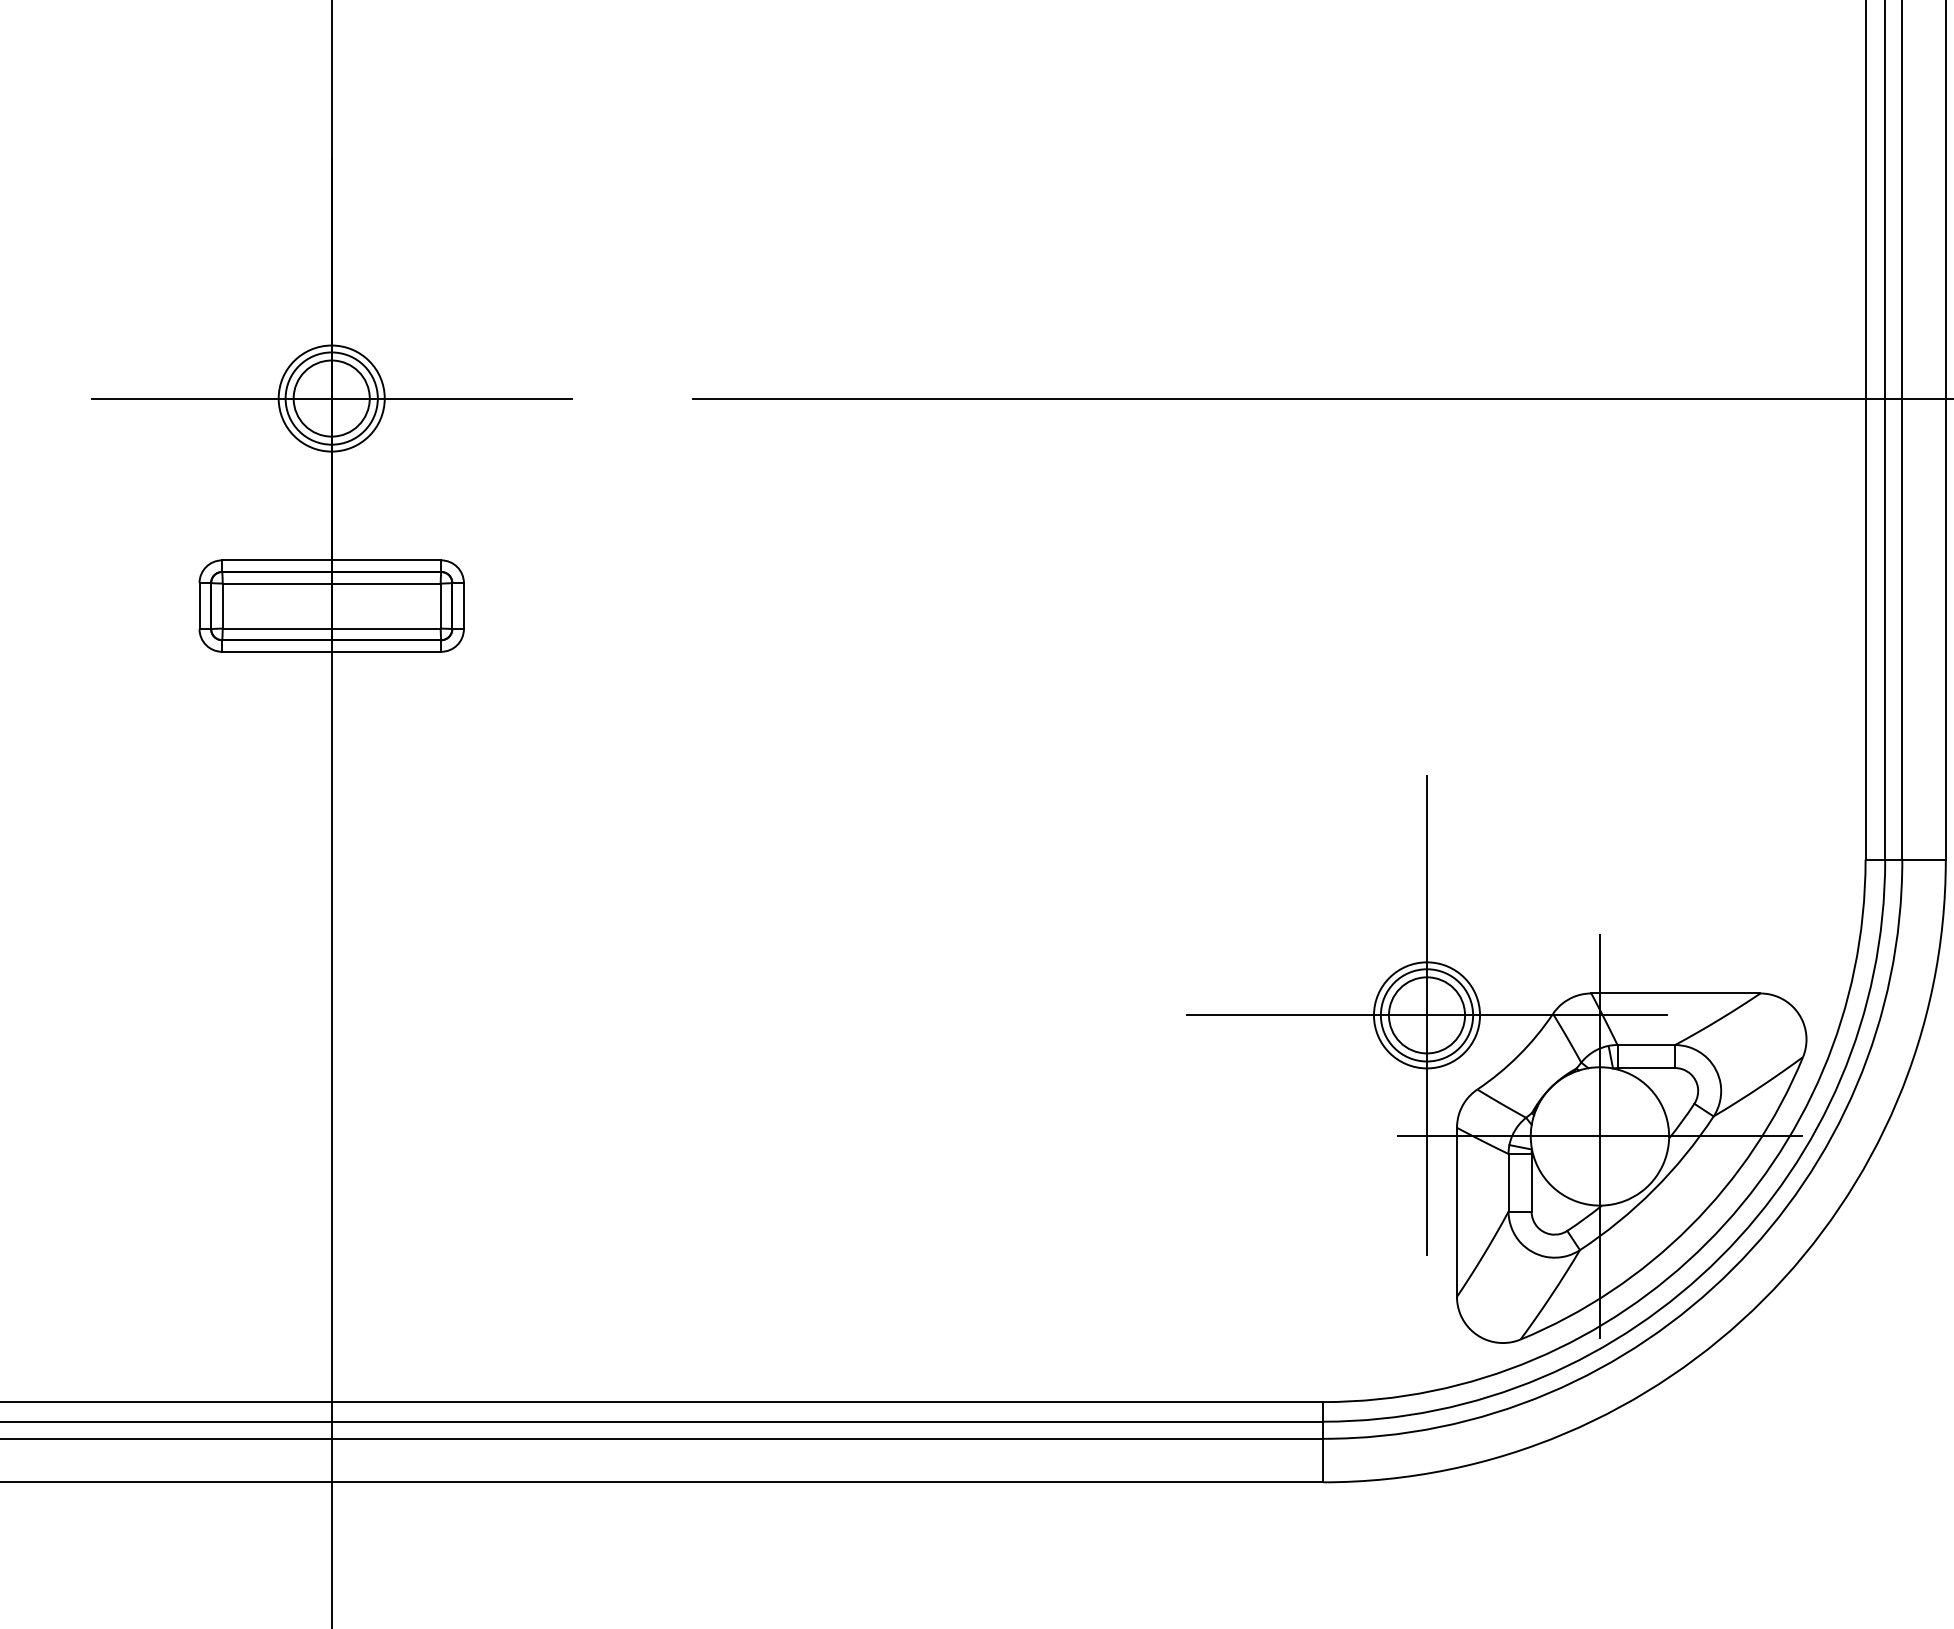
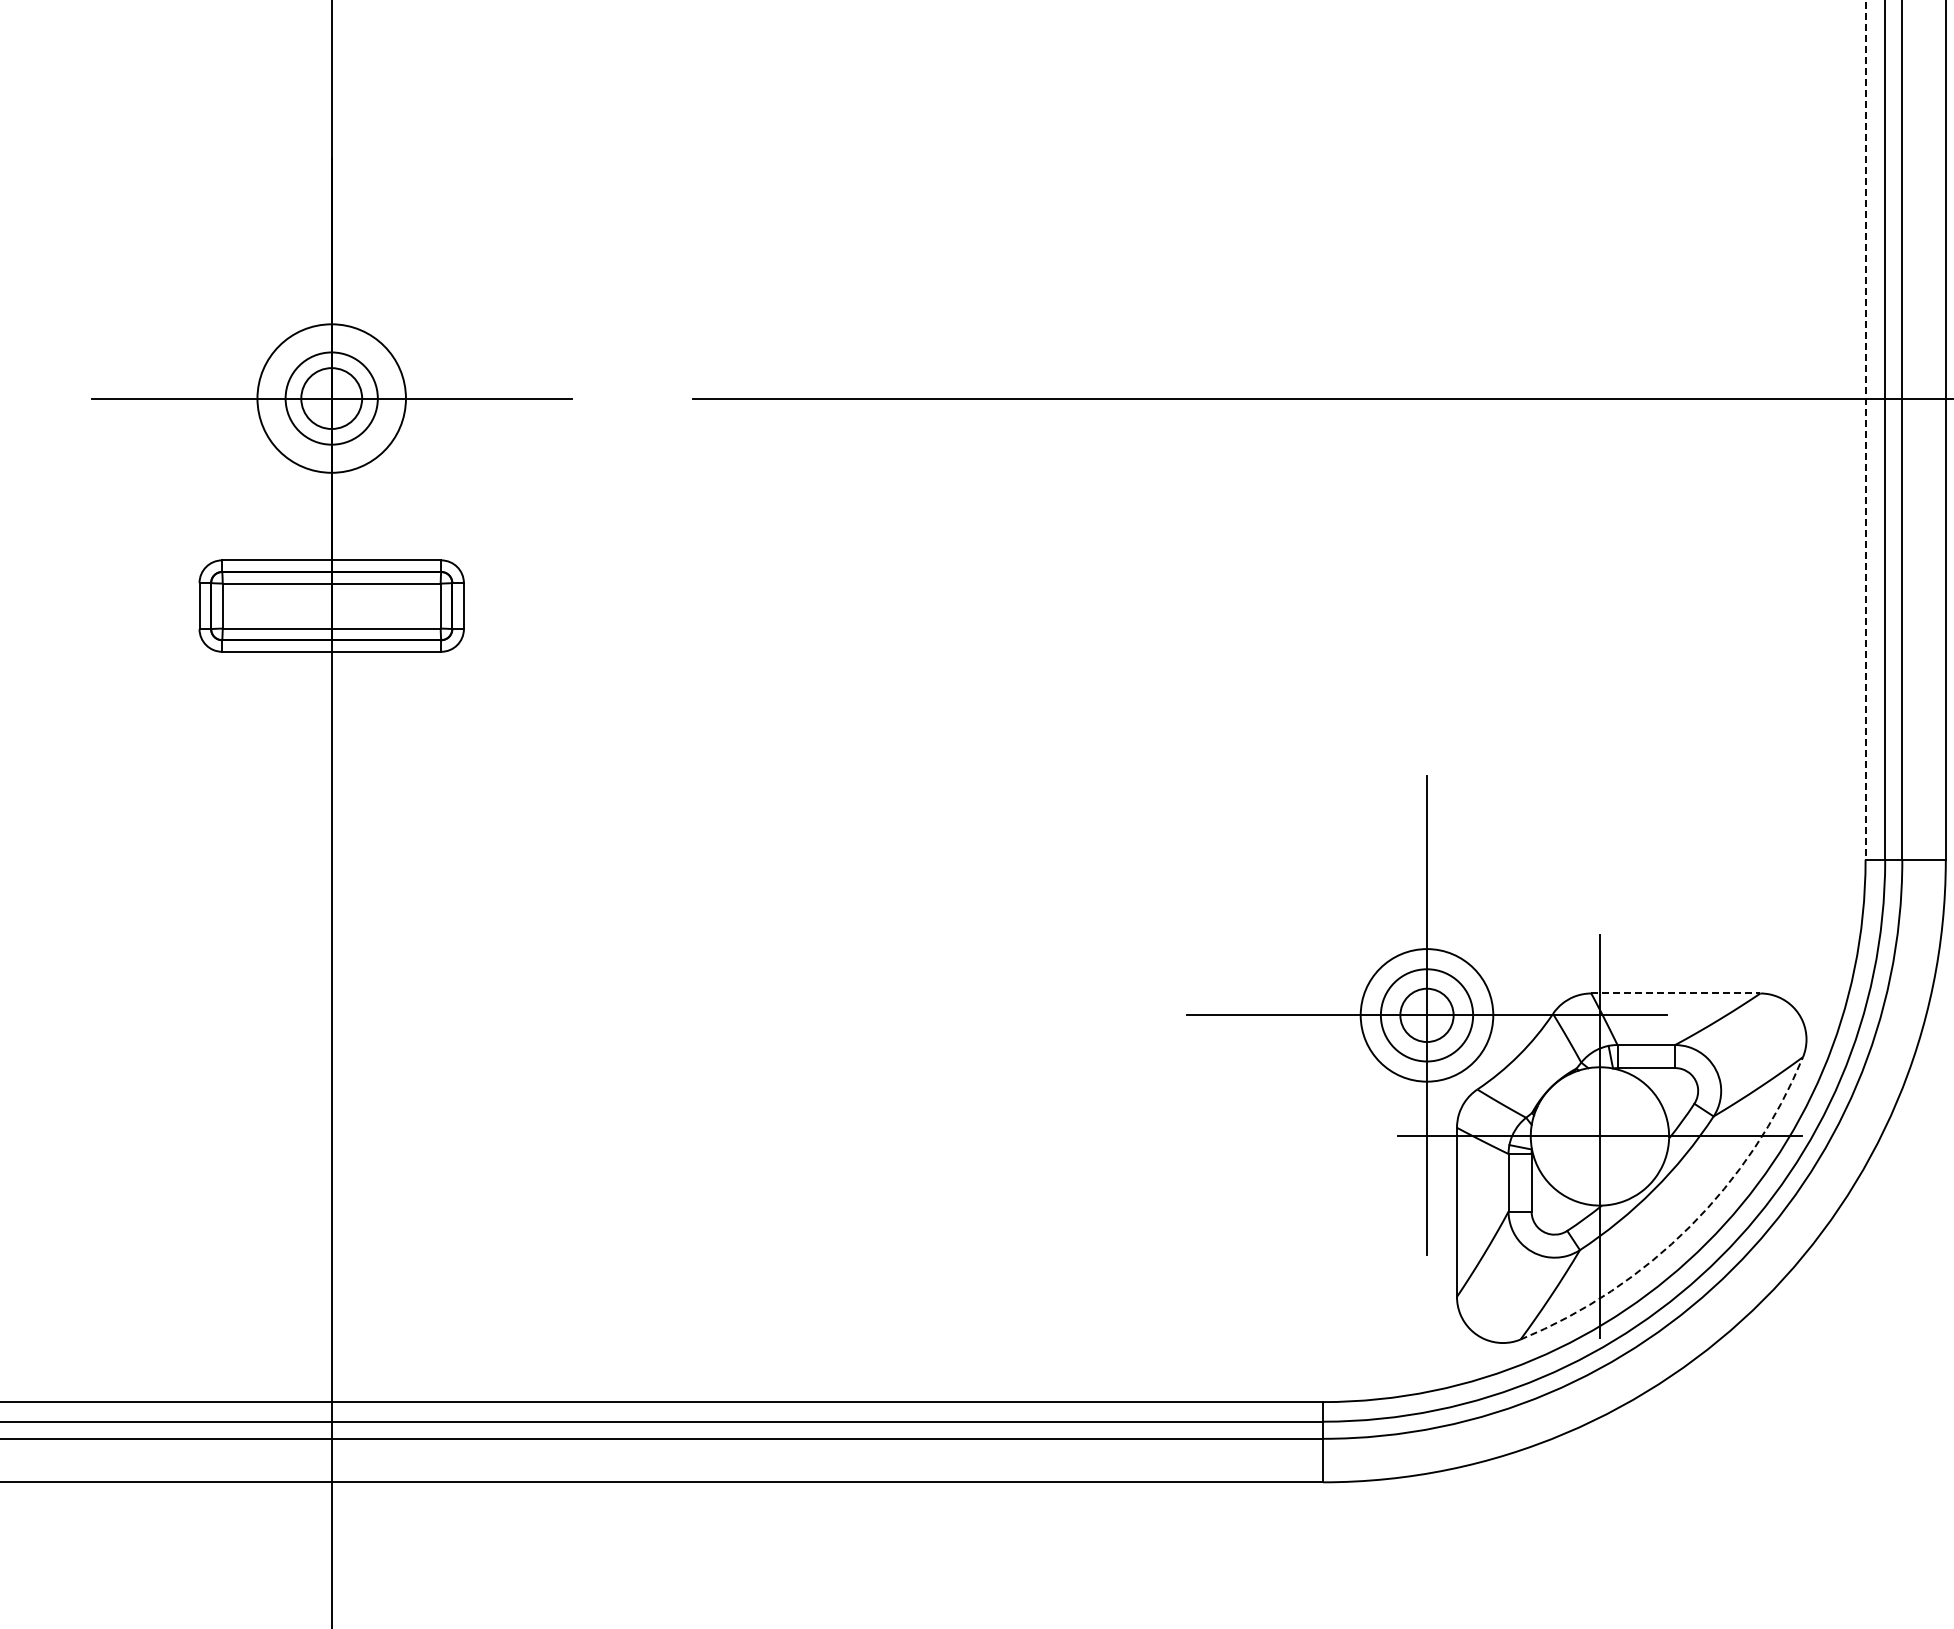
circle diameter: 106 px -> 148 px (331, 398)
circle diameter: 76 px -> 61 px (331, 398)
line: solid -> dashed (1865, 430)
line: solid -> dashed (1675, 993)
circle diameter: 106 px -> 133 px (1426, 1015)
circle diameter: 76 px -> 53 px (1426, 1015)
arc: solid -> dashed (1690, 1226)
